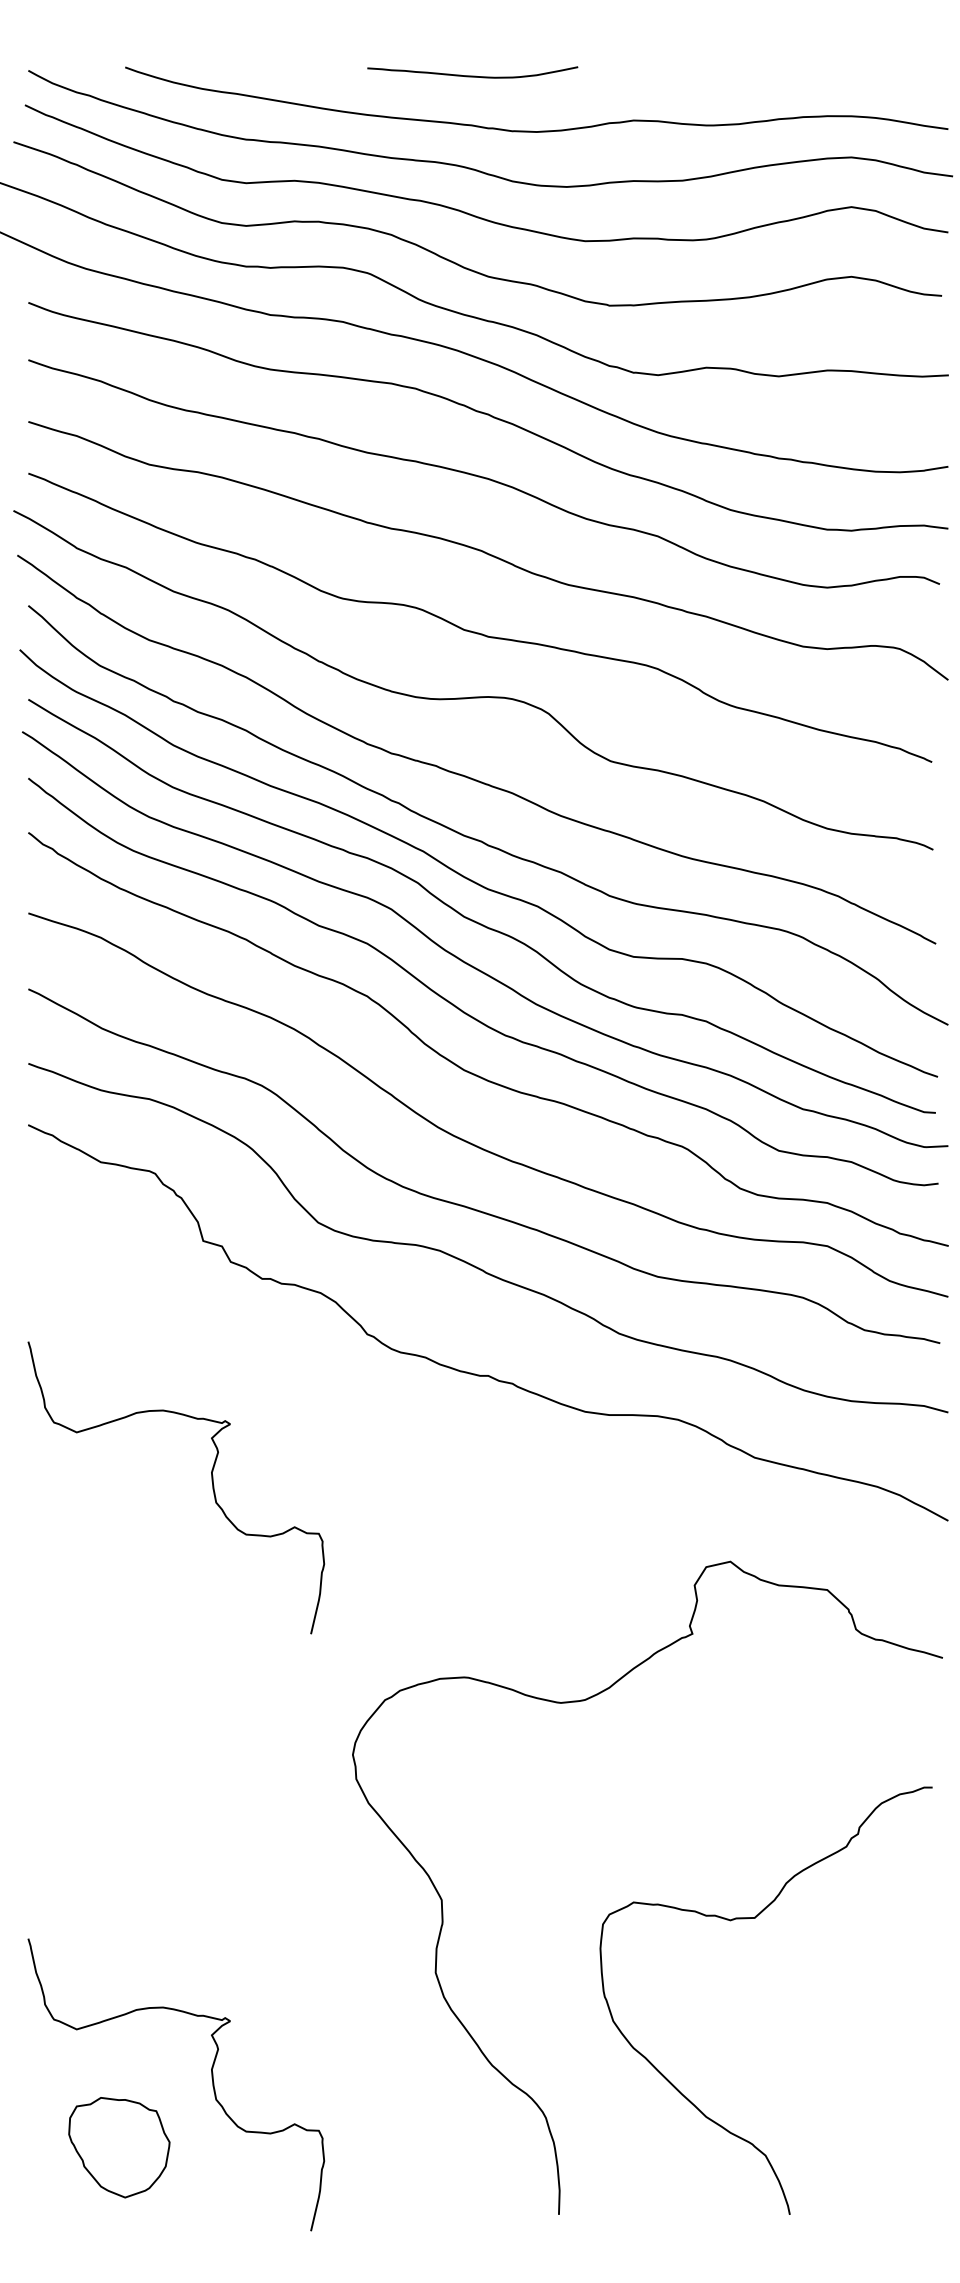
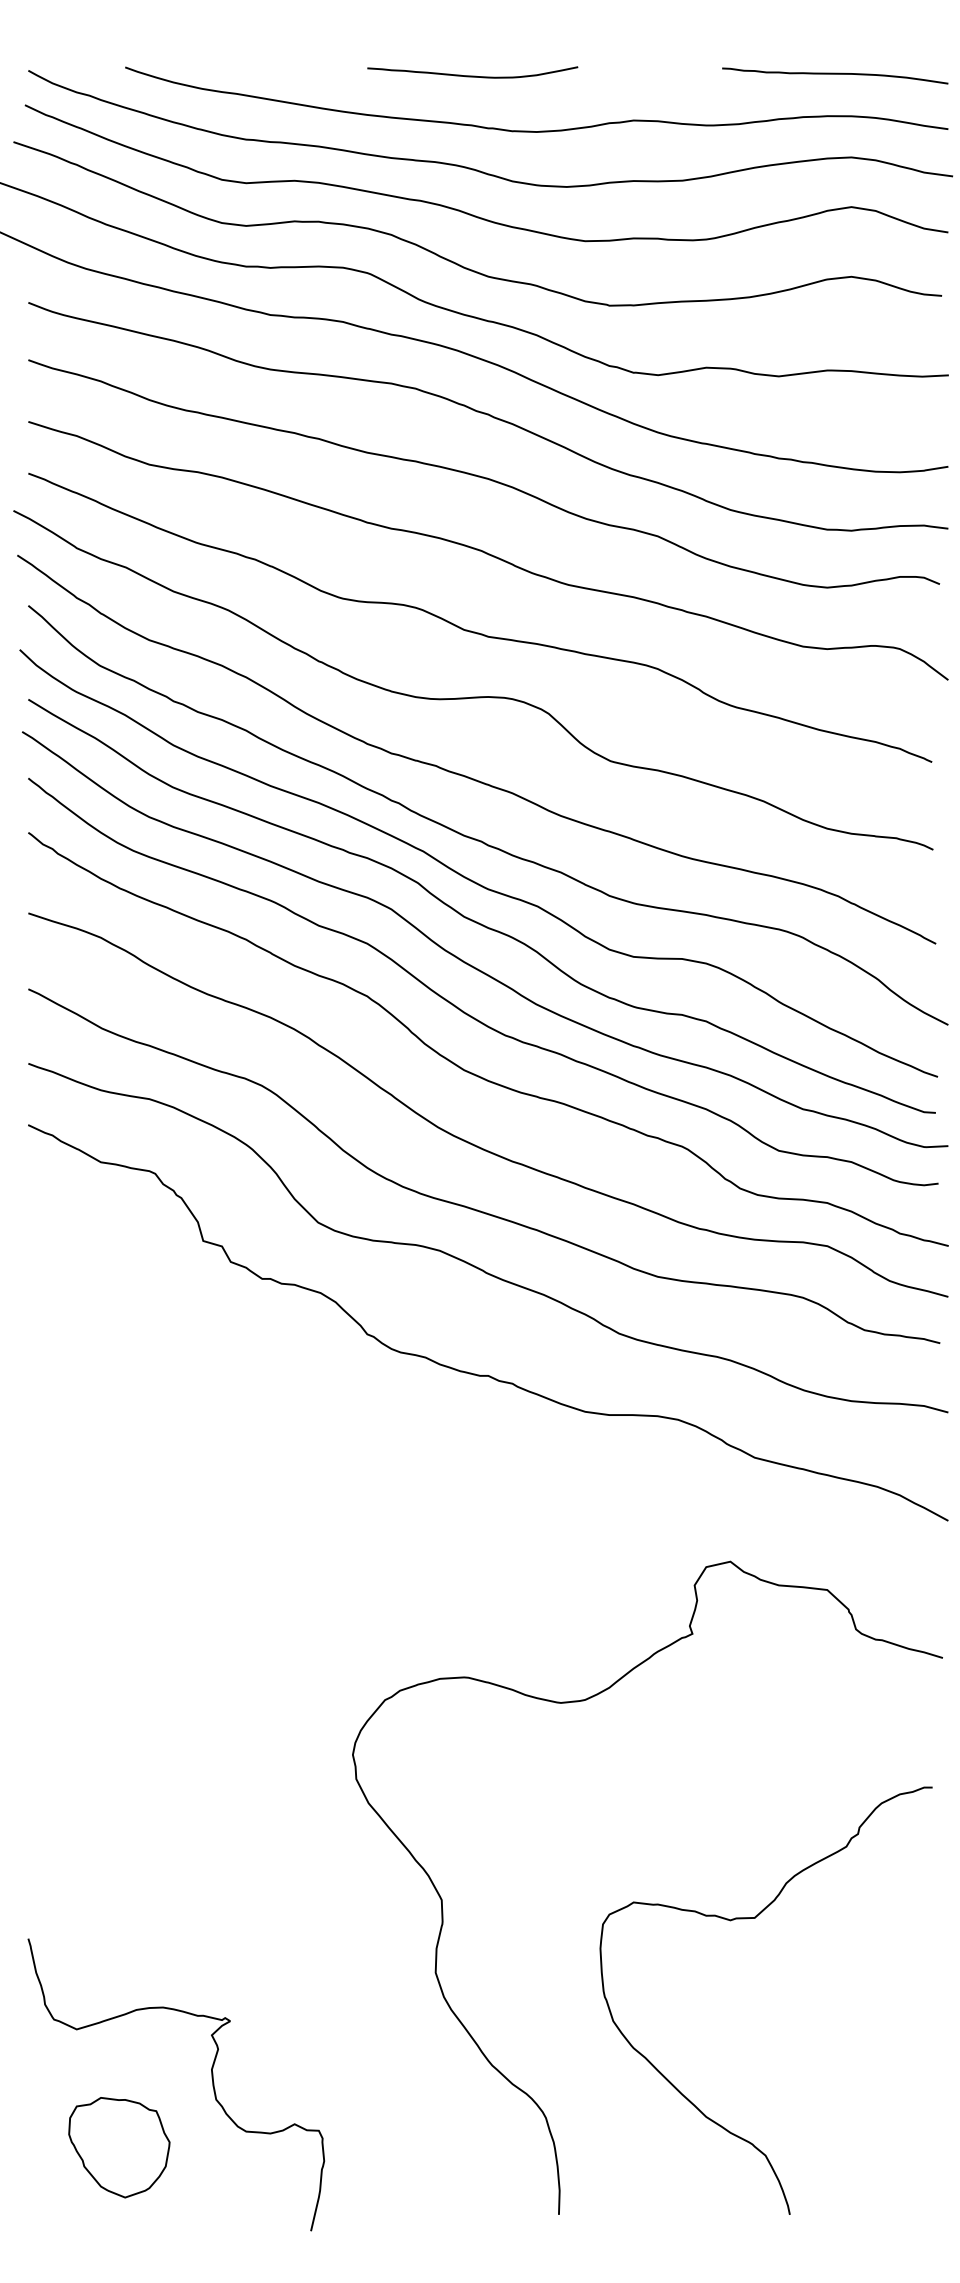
curve: none -> present (835, 74)
curve: present -> none (211, 1481)
